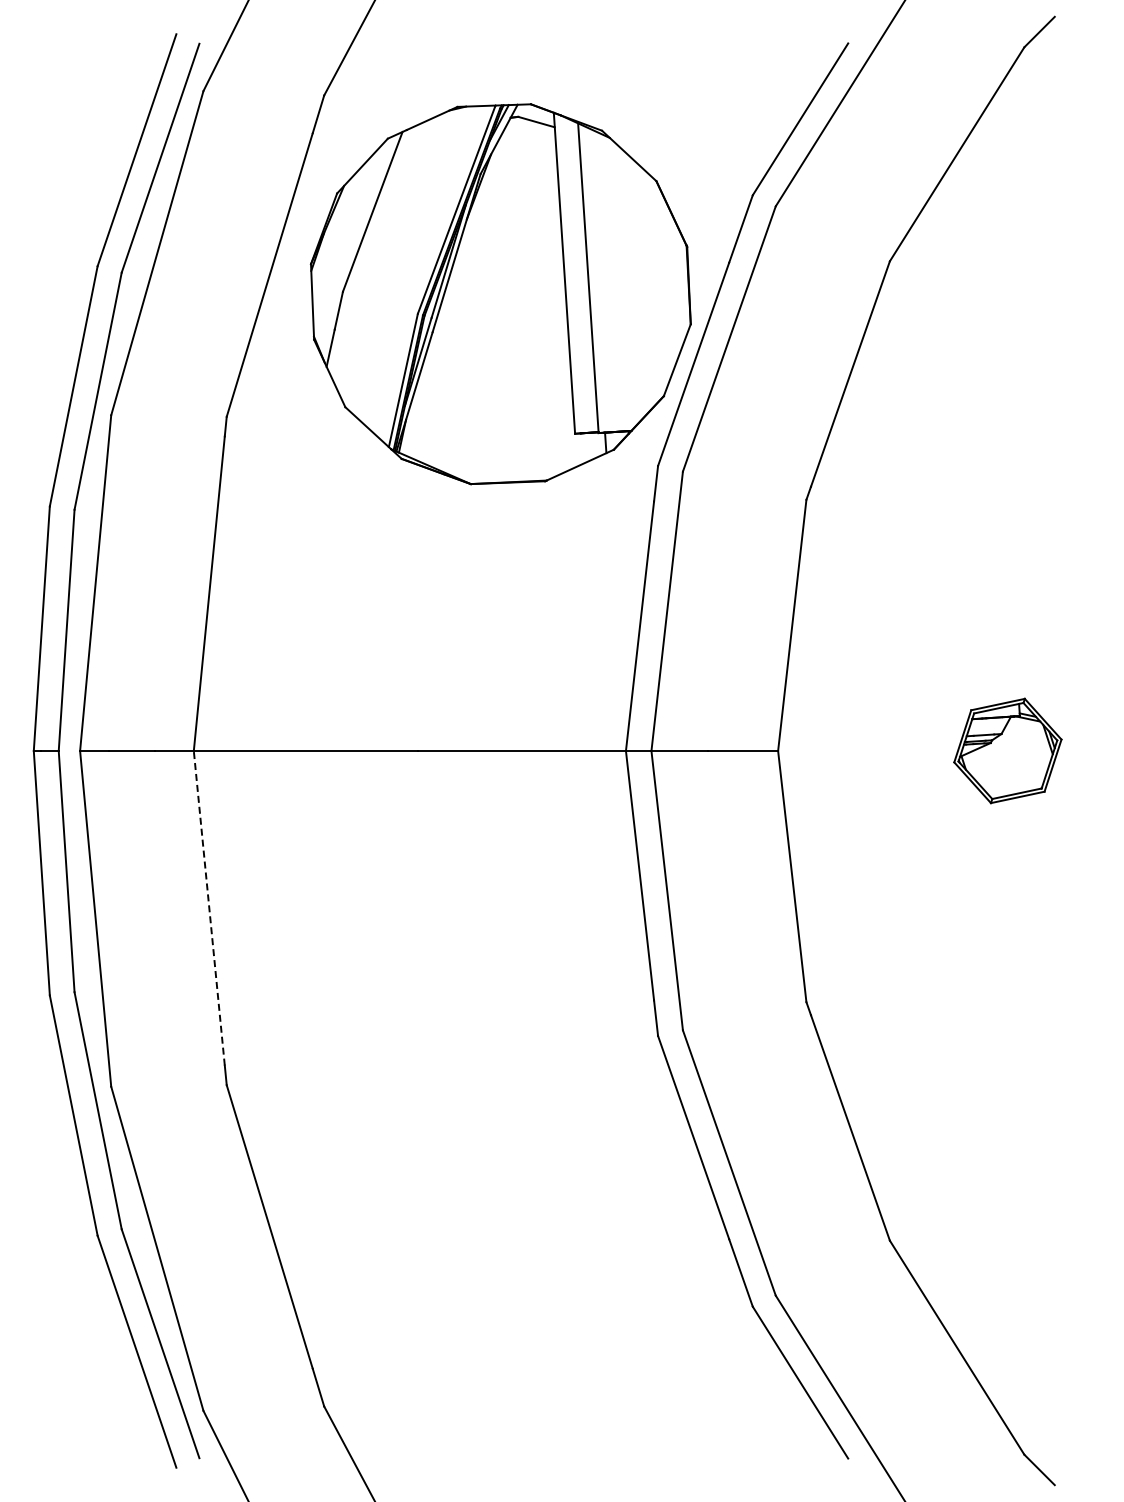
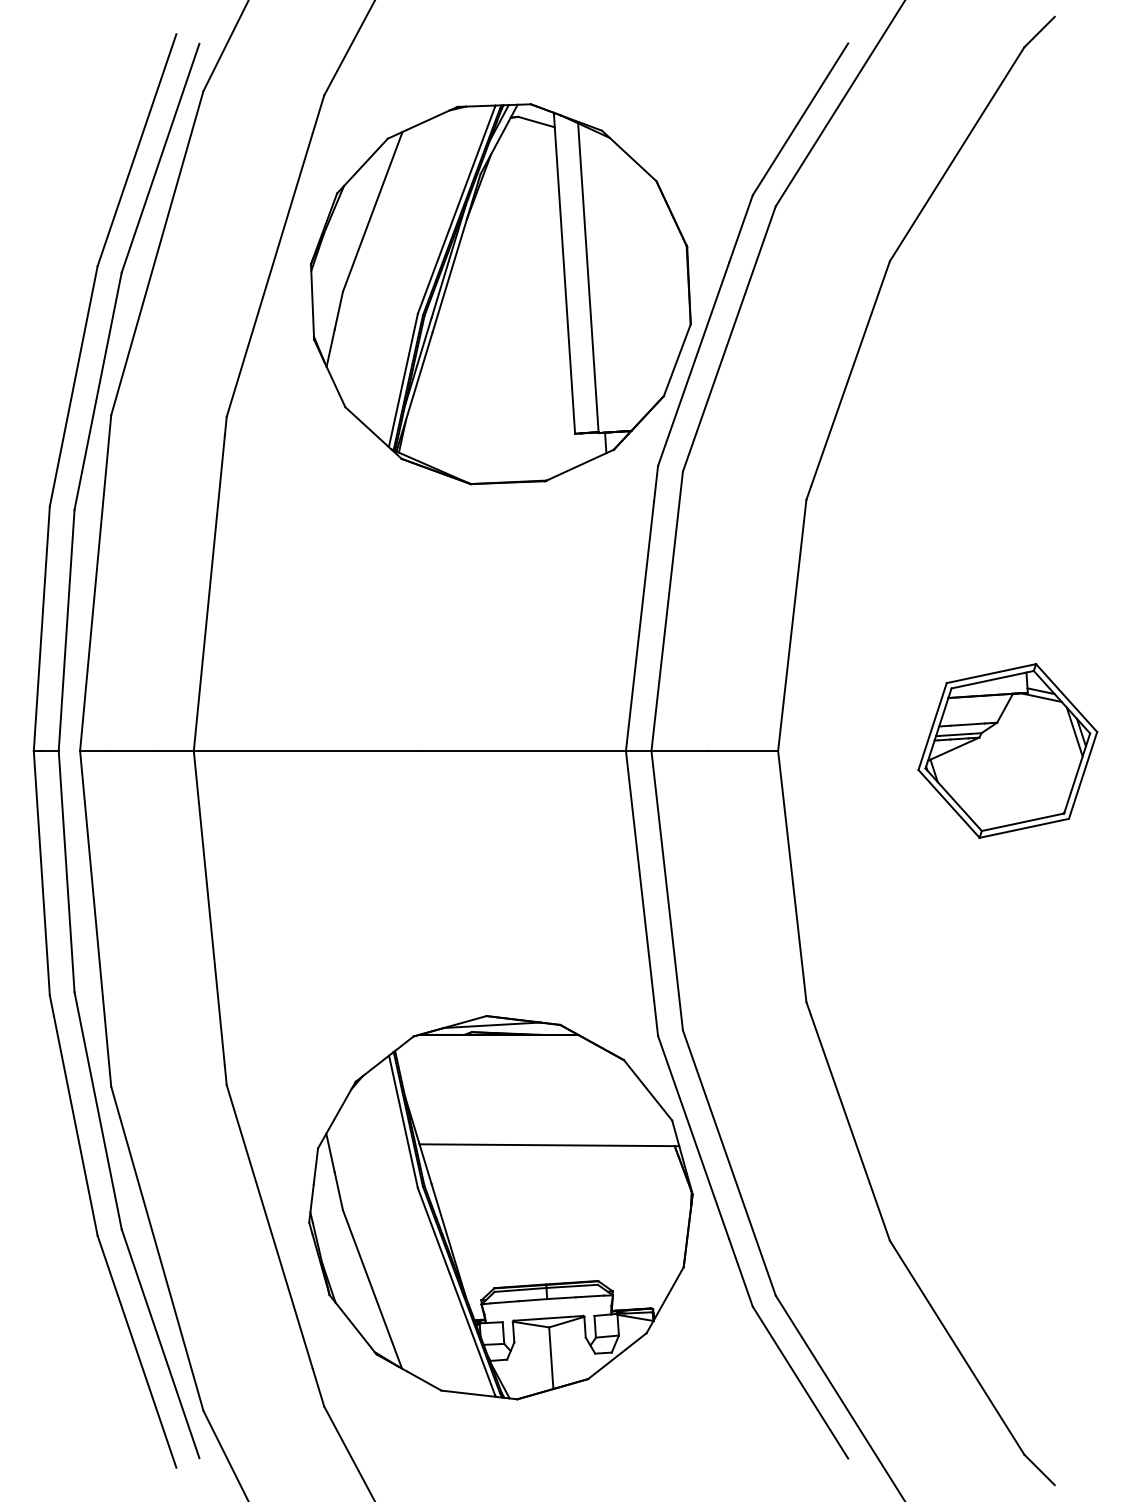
part size: 110x108 px -> 182x176 px (1007, 750)
line: dashed -> solid (209, 907)
part: none -> present (500, 1207)
